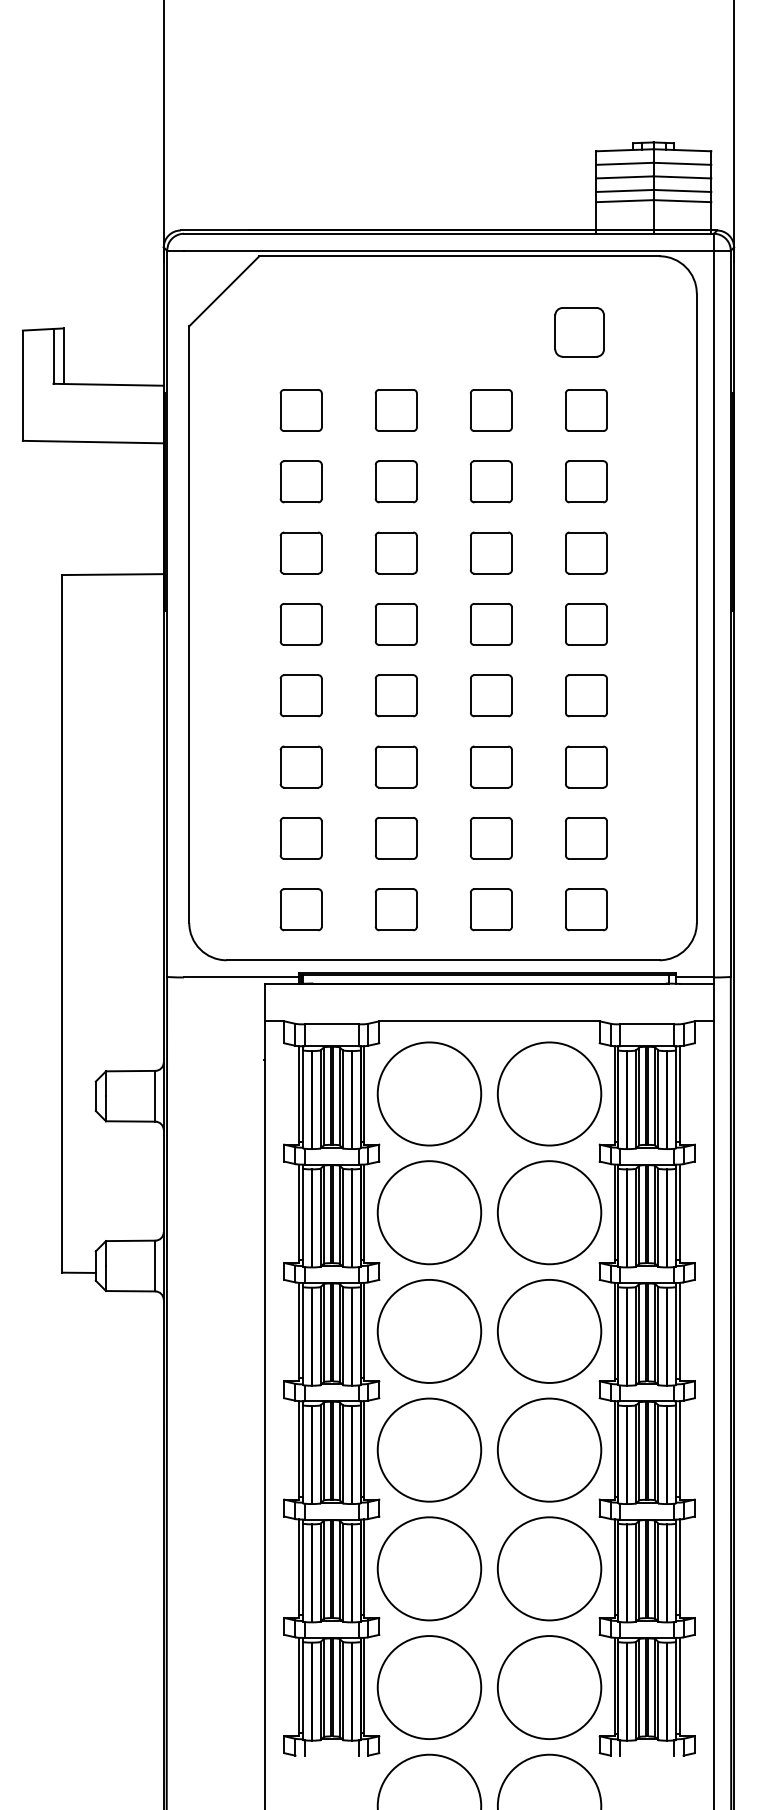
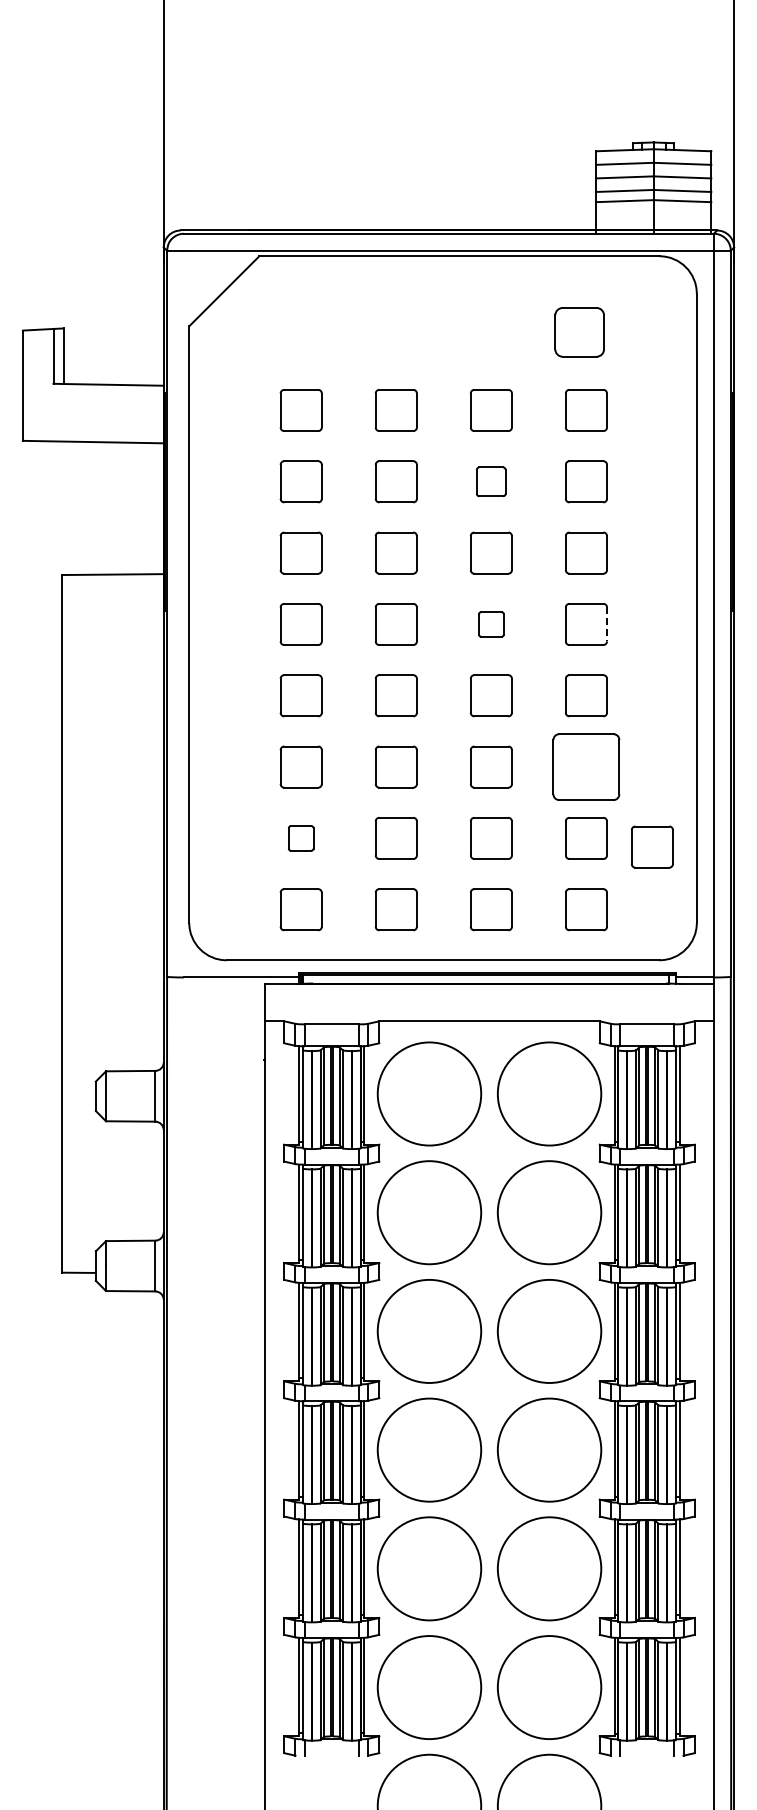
part size: 44x44 px -> 31x32 px (491, 481)
part size: 43x43 px -> 27x27 px (491, 624)
line: solid -> dashed (607, 624)
part size: 43x44 px -> 69x68 px (586, 766)
part size: 44x43 px -> 27x27 px (301, 838)
part: none -> present (651, 846)
